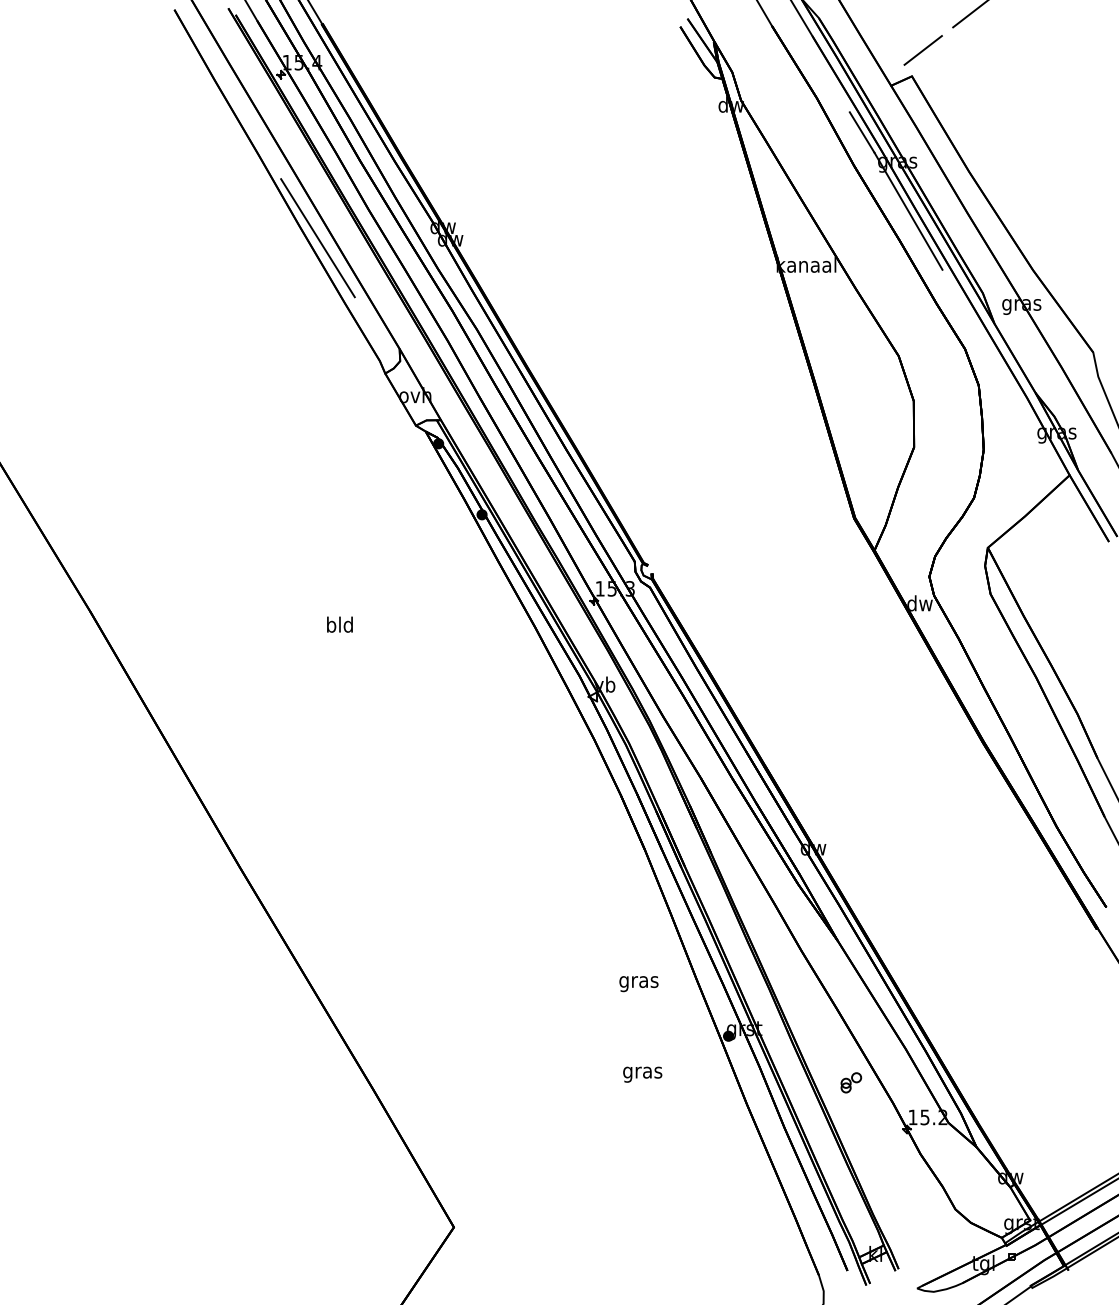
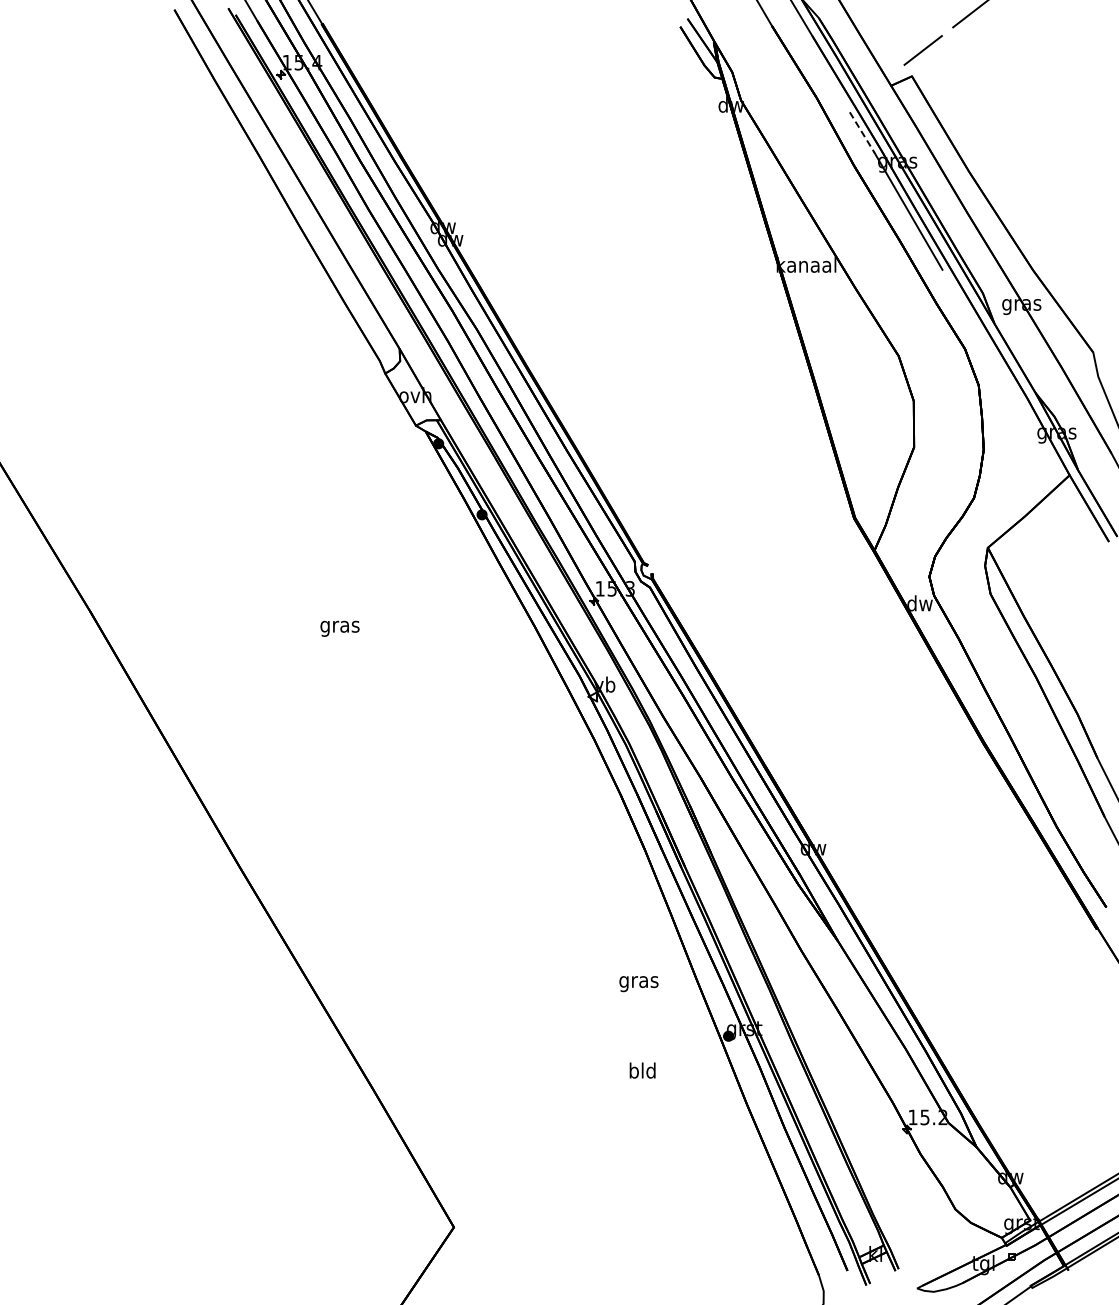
line: solid -> dashed (862, 132)
line: present -> none (317, 238)
text: bld -> gras (339, 626)
text: gras -> bld (642, 1072)
part: present -> none (851, 1082)
